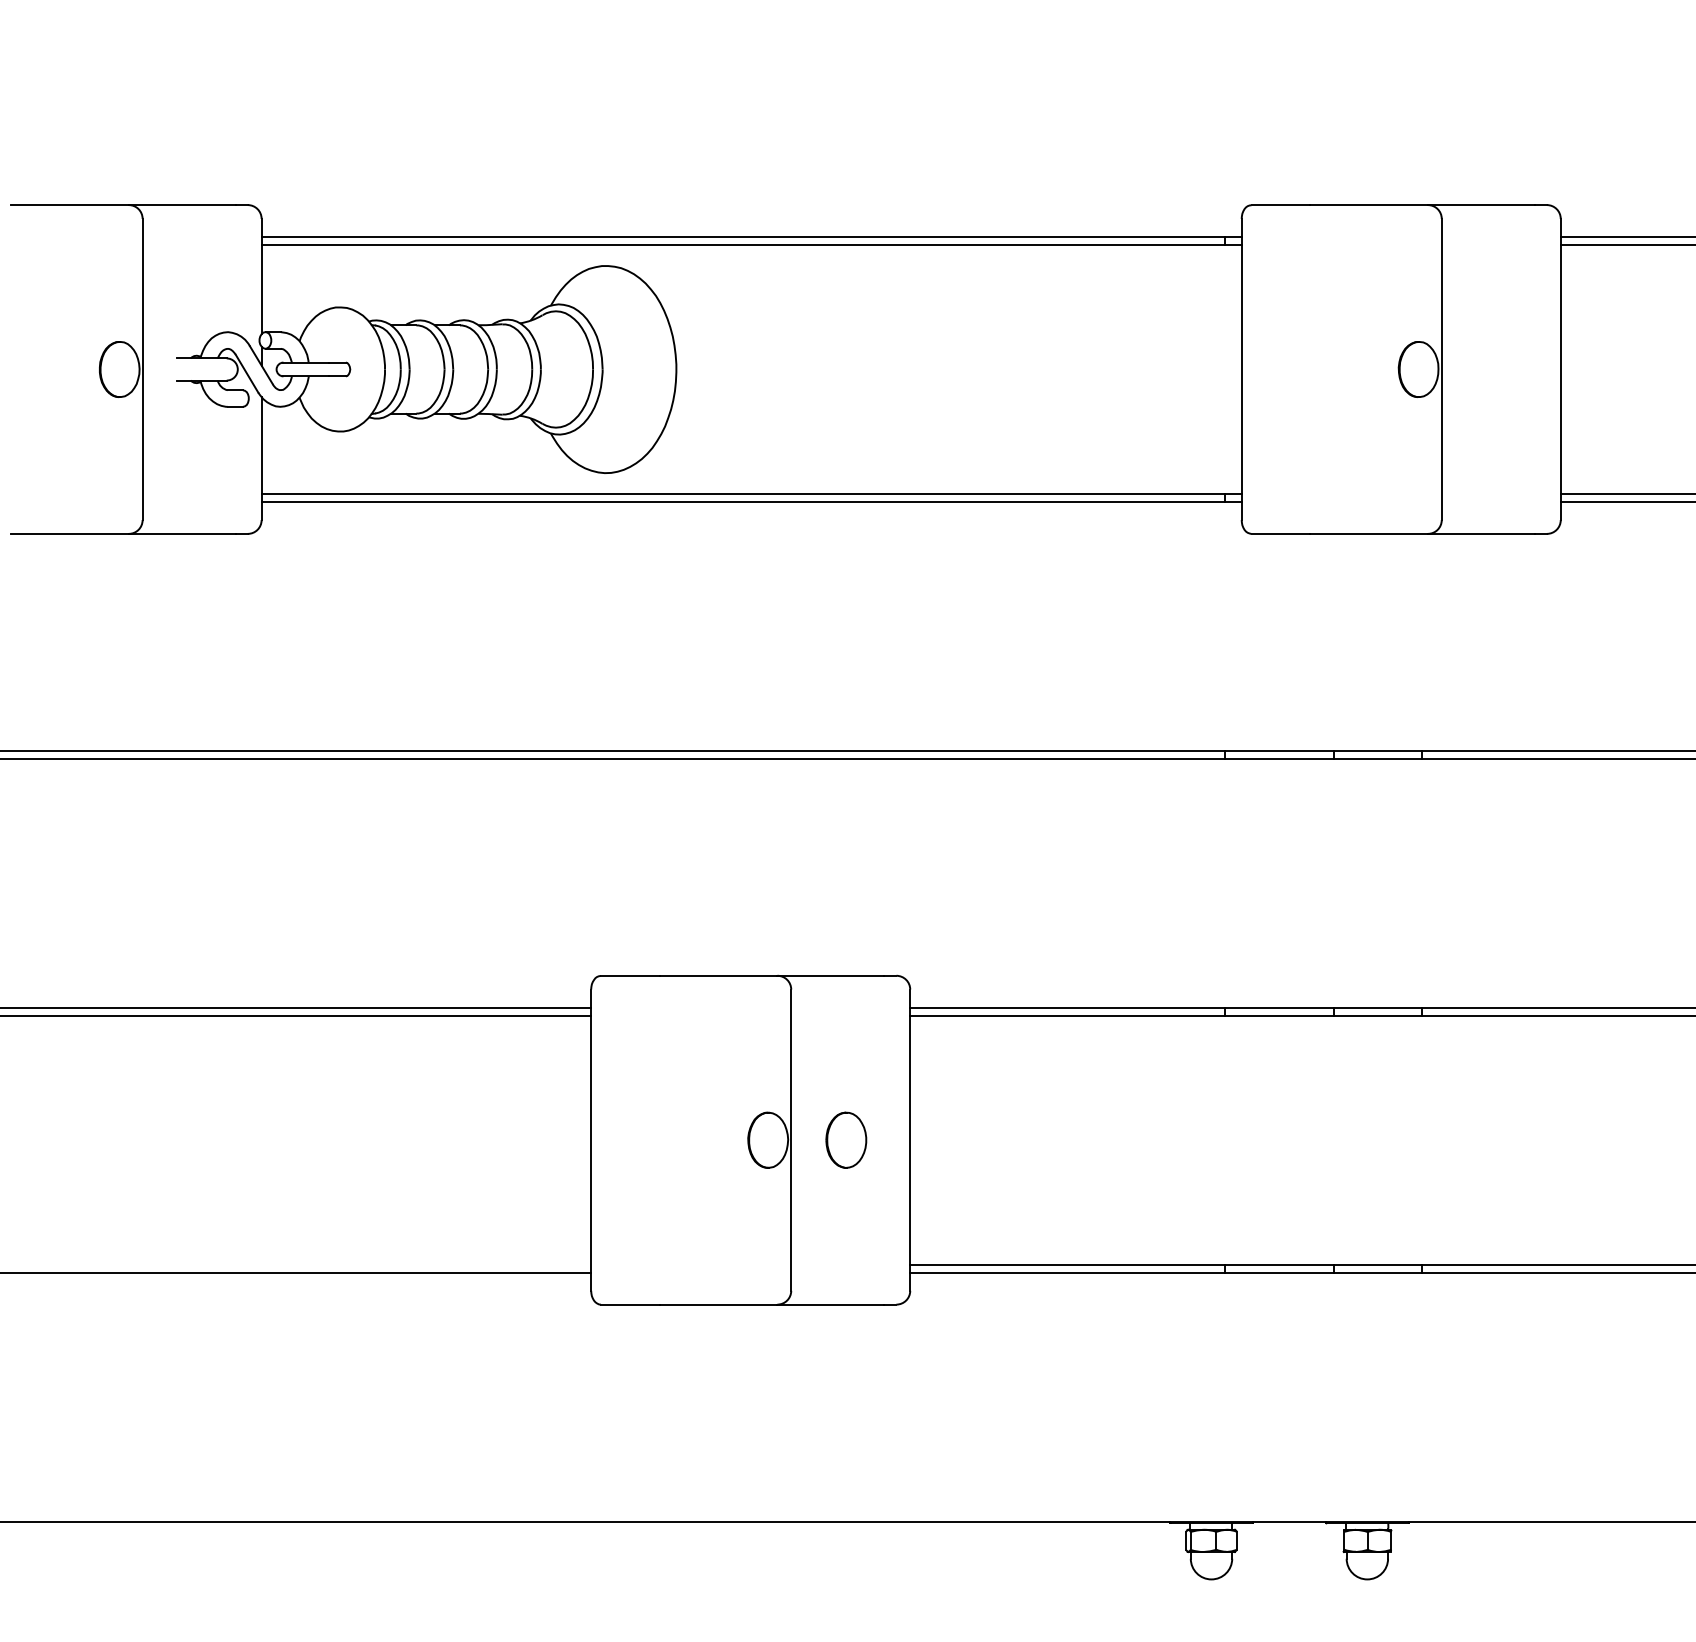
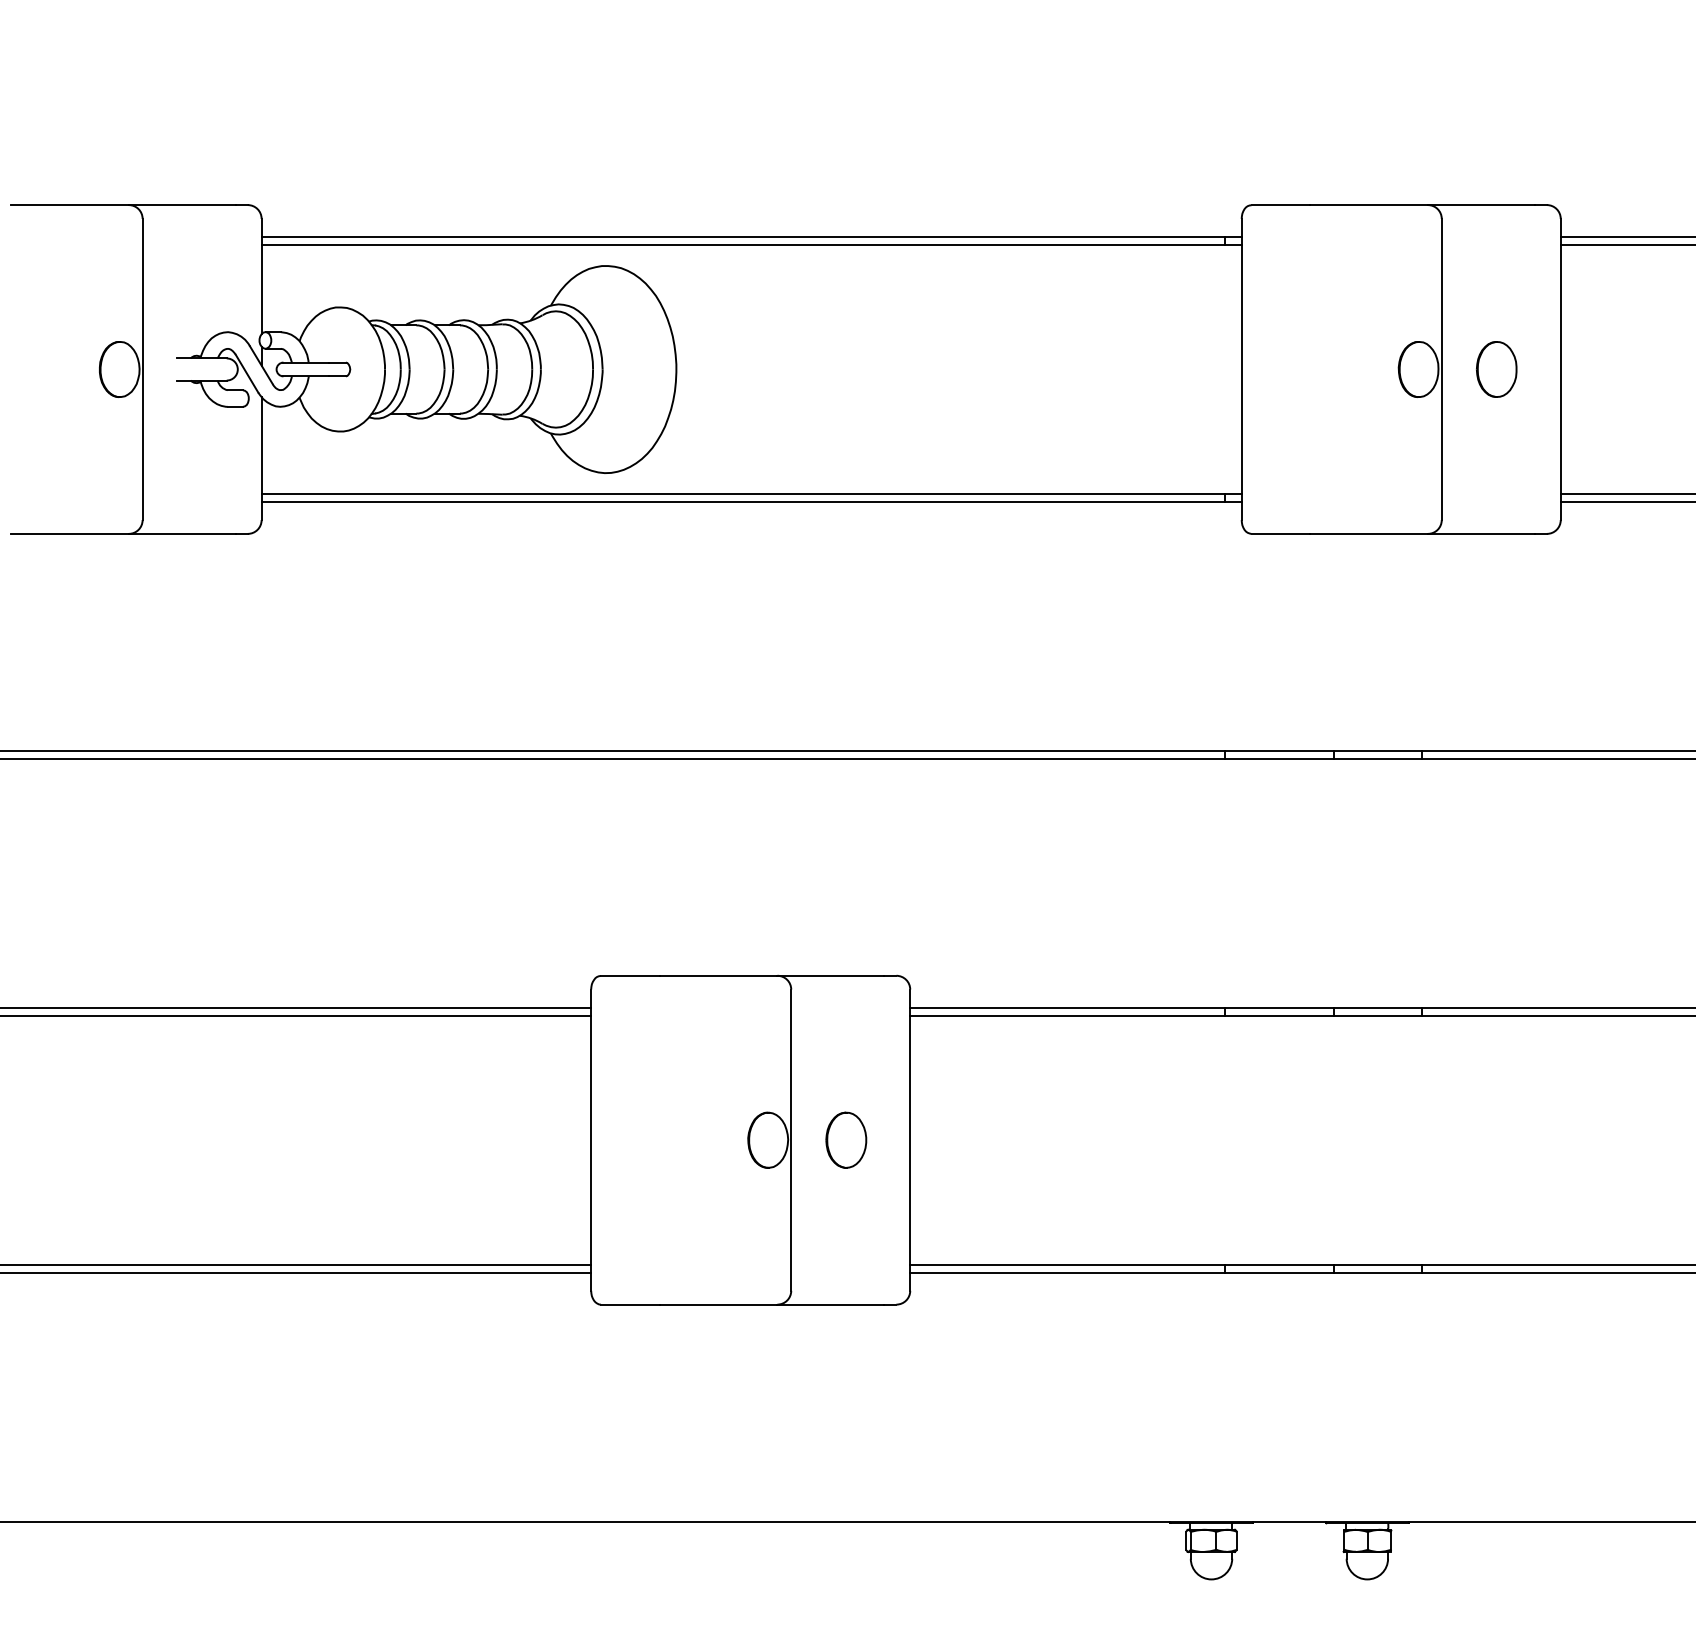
part: none -> present (1496, 369)
line: none -> present (296, 1264)
